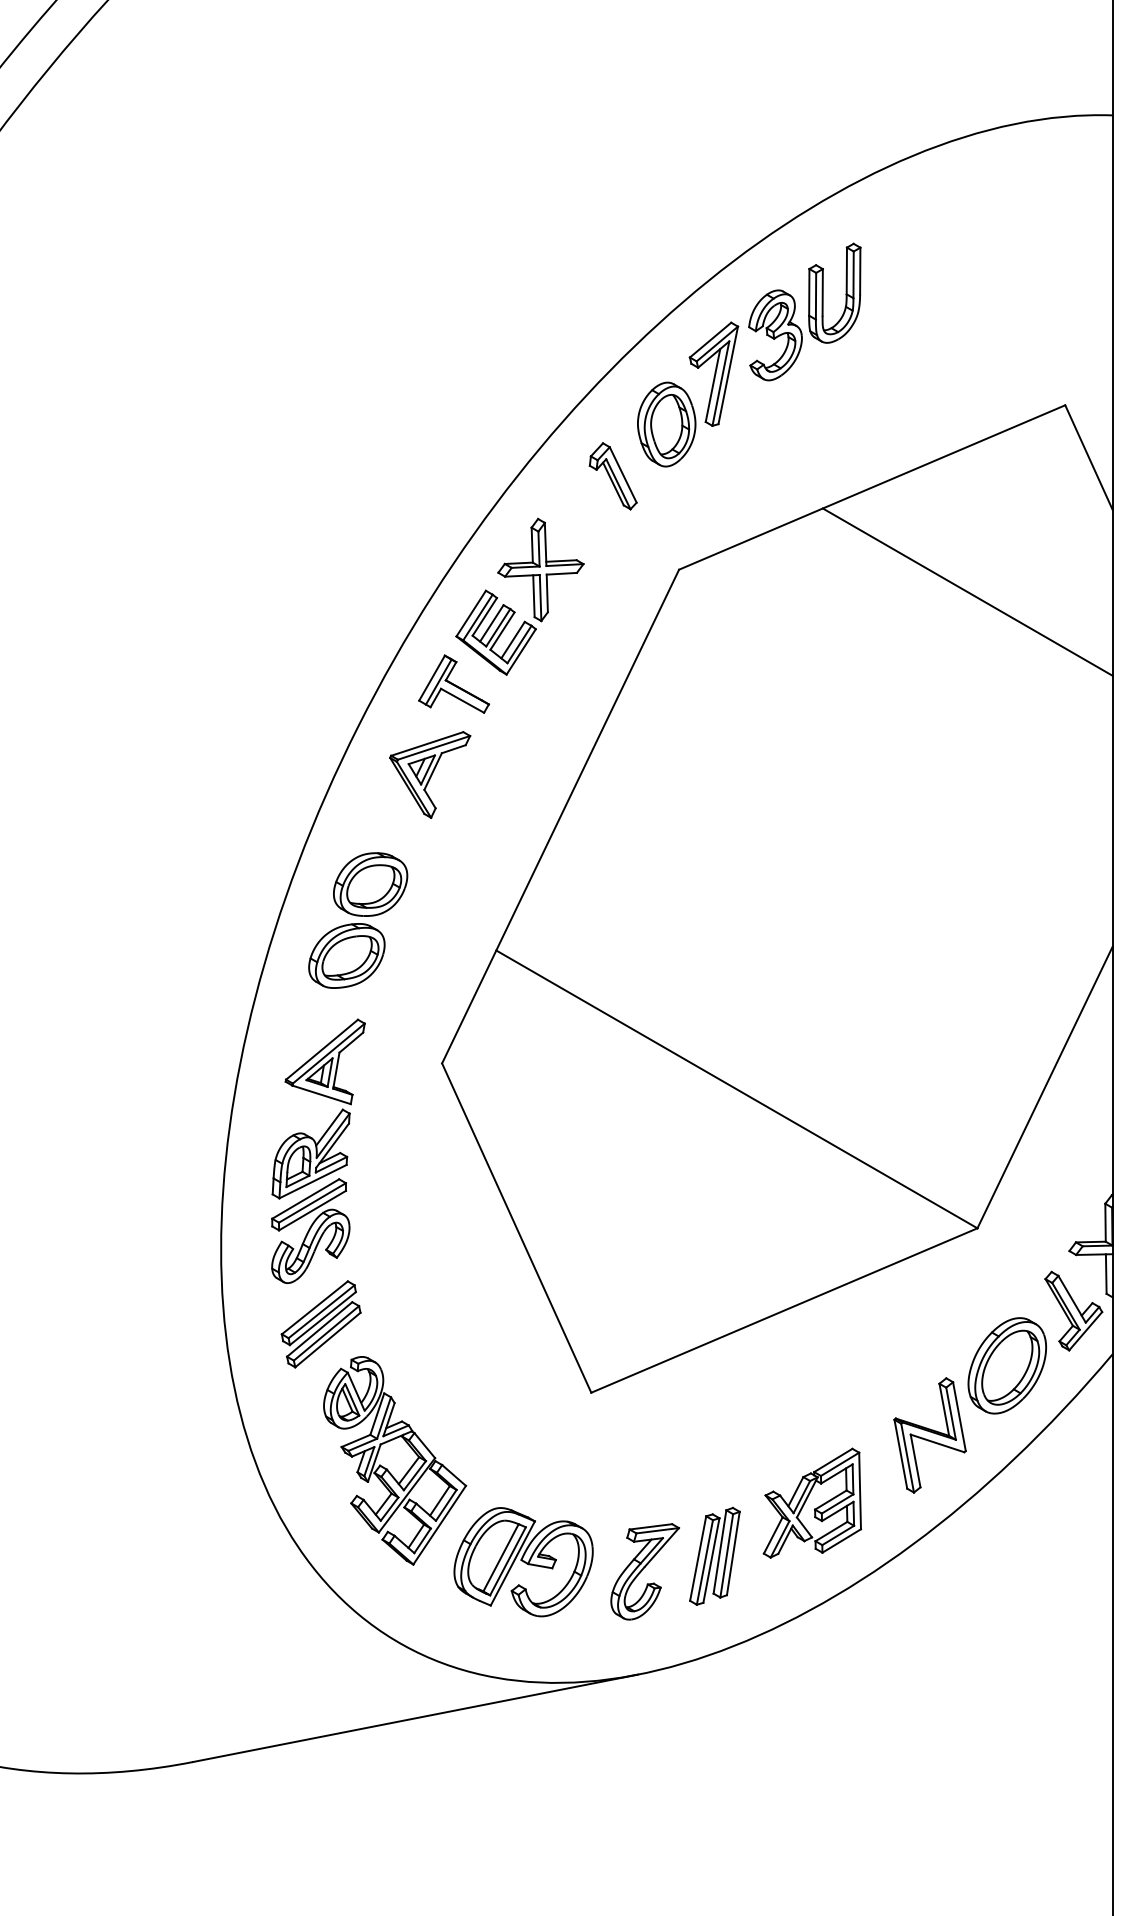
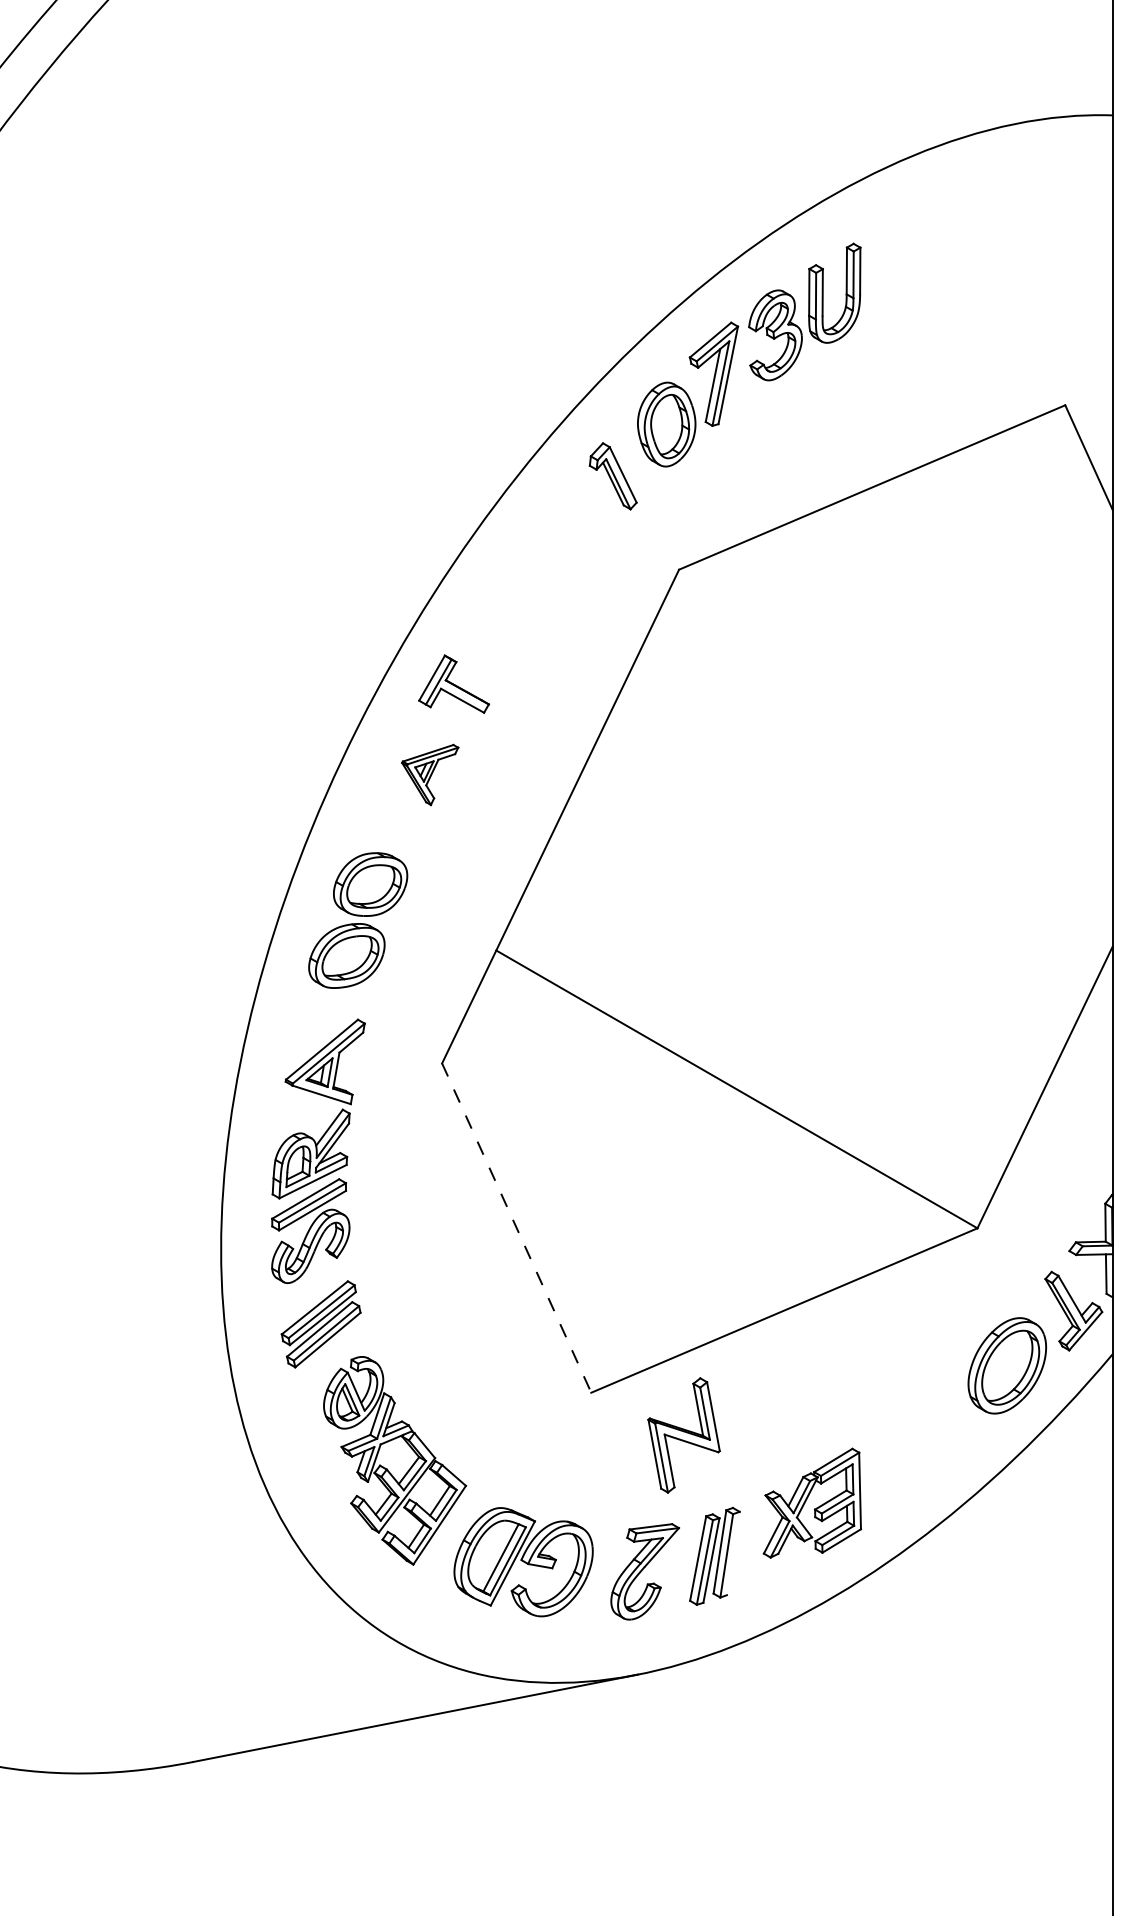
line: present -> none (967, 591)
part: present -> none (532, 592)
part size: 83x88 px -> 59x64 px (430, 774)
line: solid -> dashed (516, 1228)
part position: (929, 1435) -> (683, 1435) (683, 1435)
line: present -> none (732, 1553)
